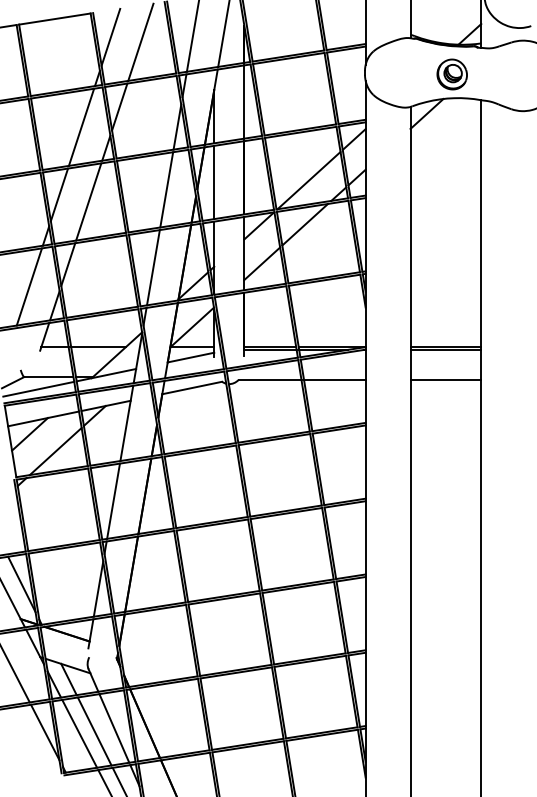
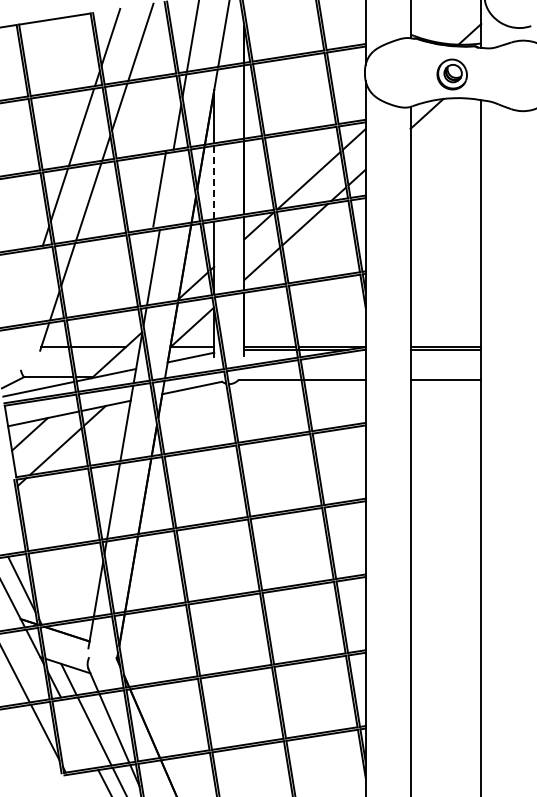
line: solid -> dashed (214, 182)
line position: (166, 189) -> (159, 188) (159, 188)
line: present -> none (28, 286)
line: present -> none (79, 733)
